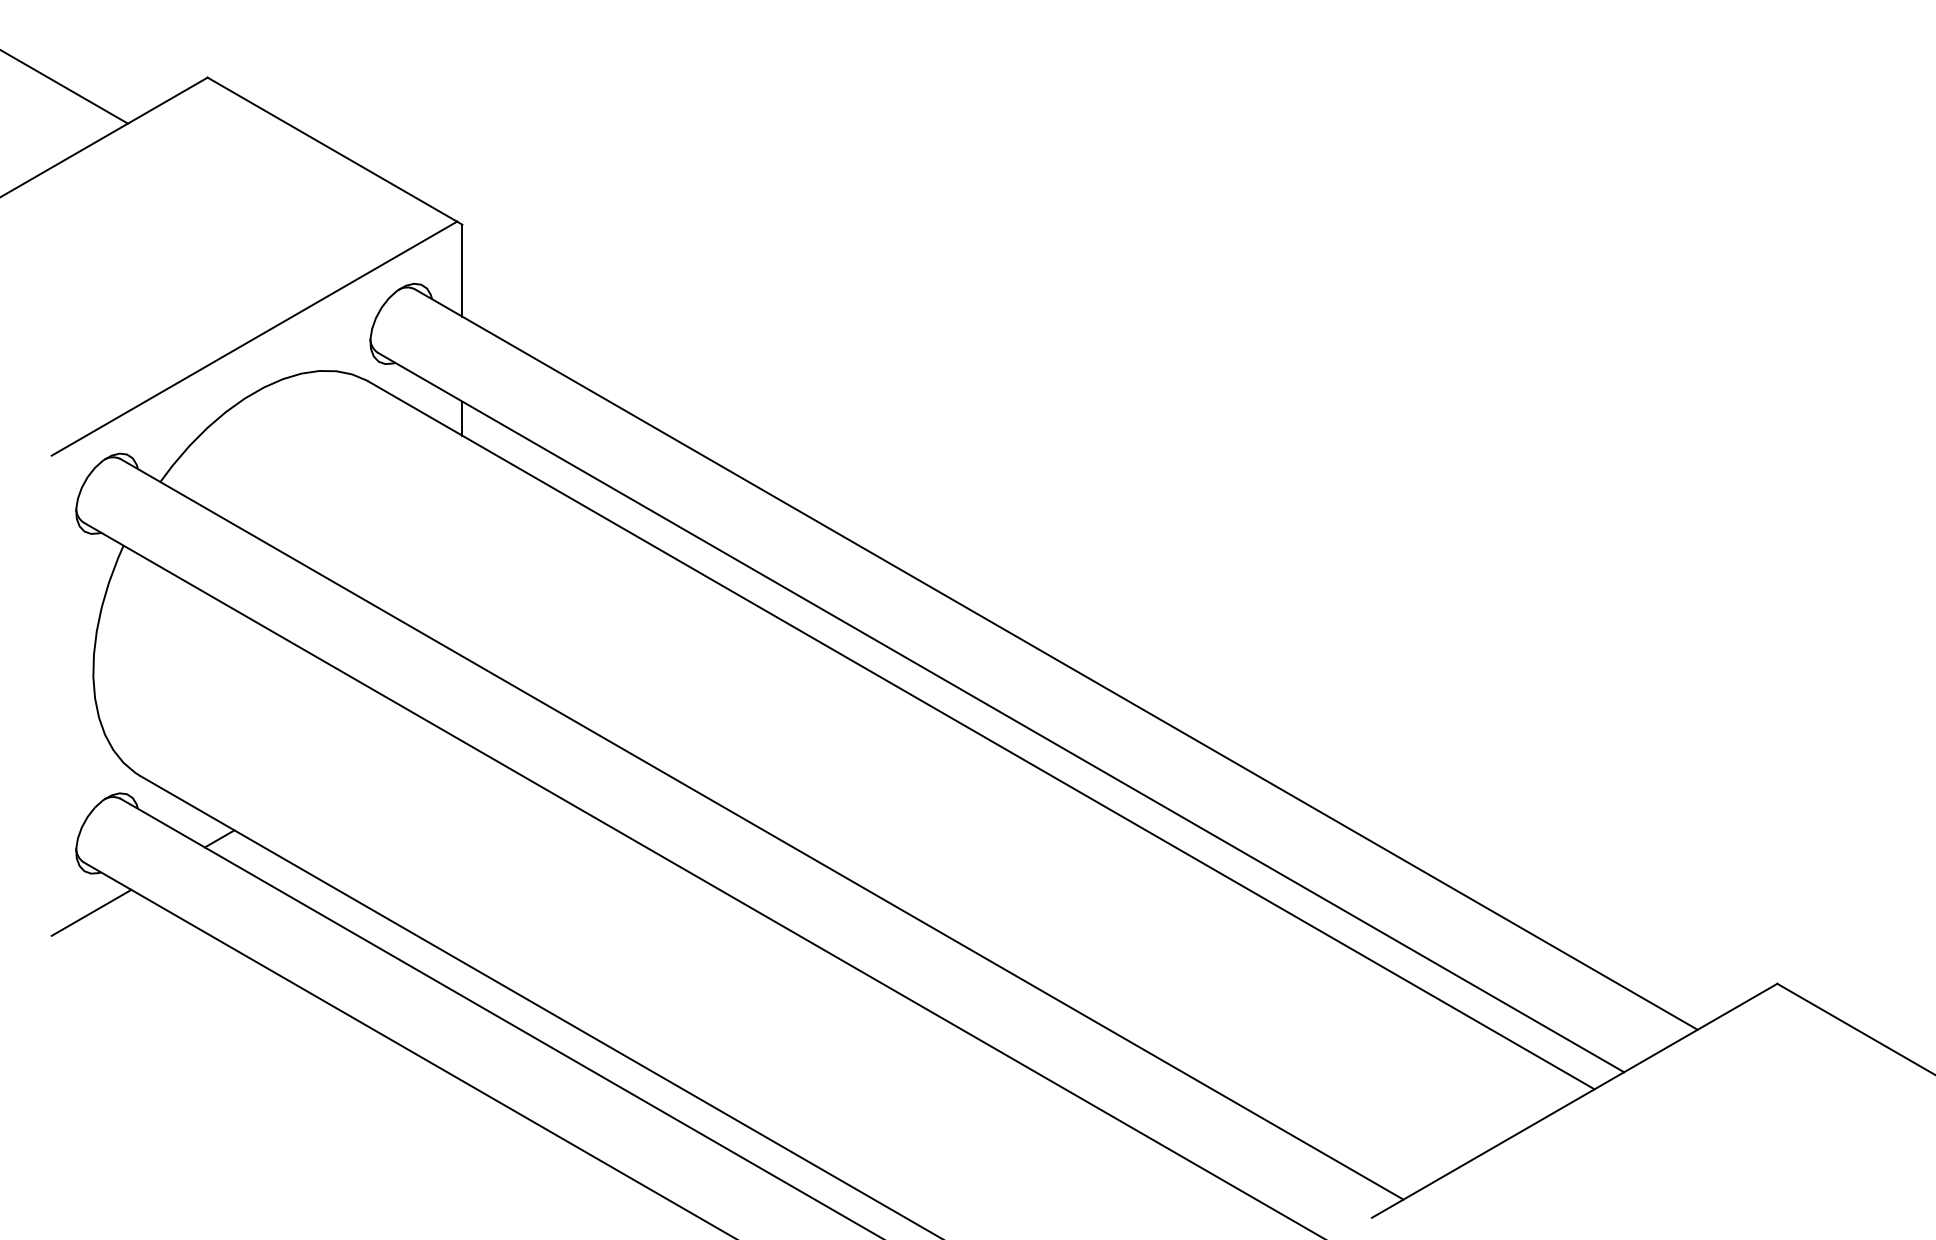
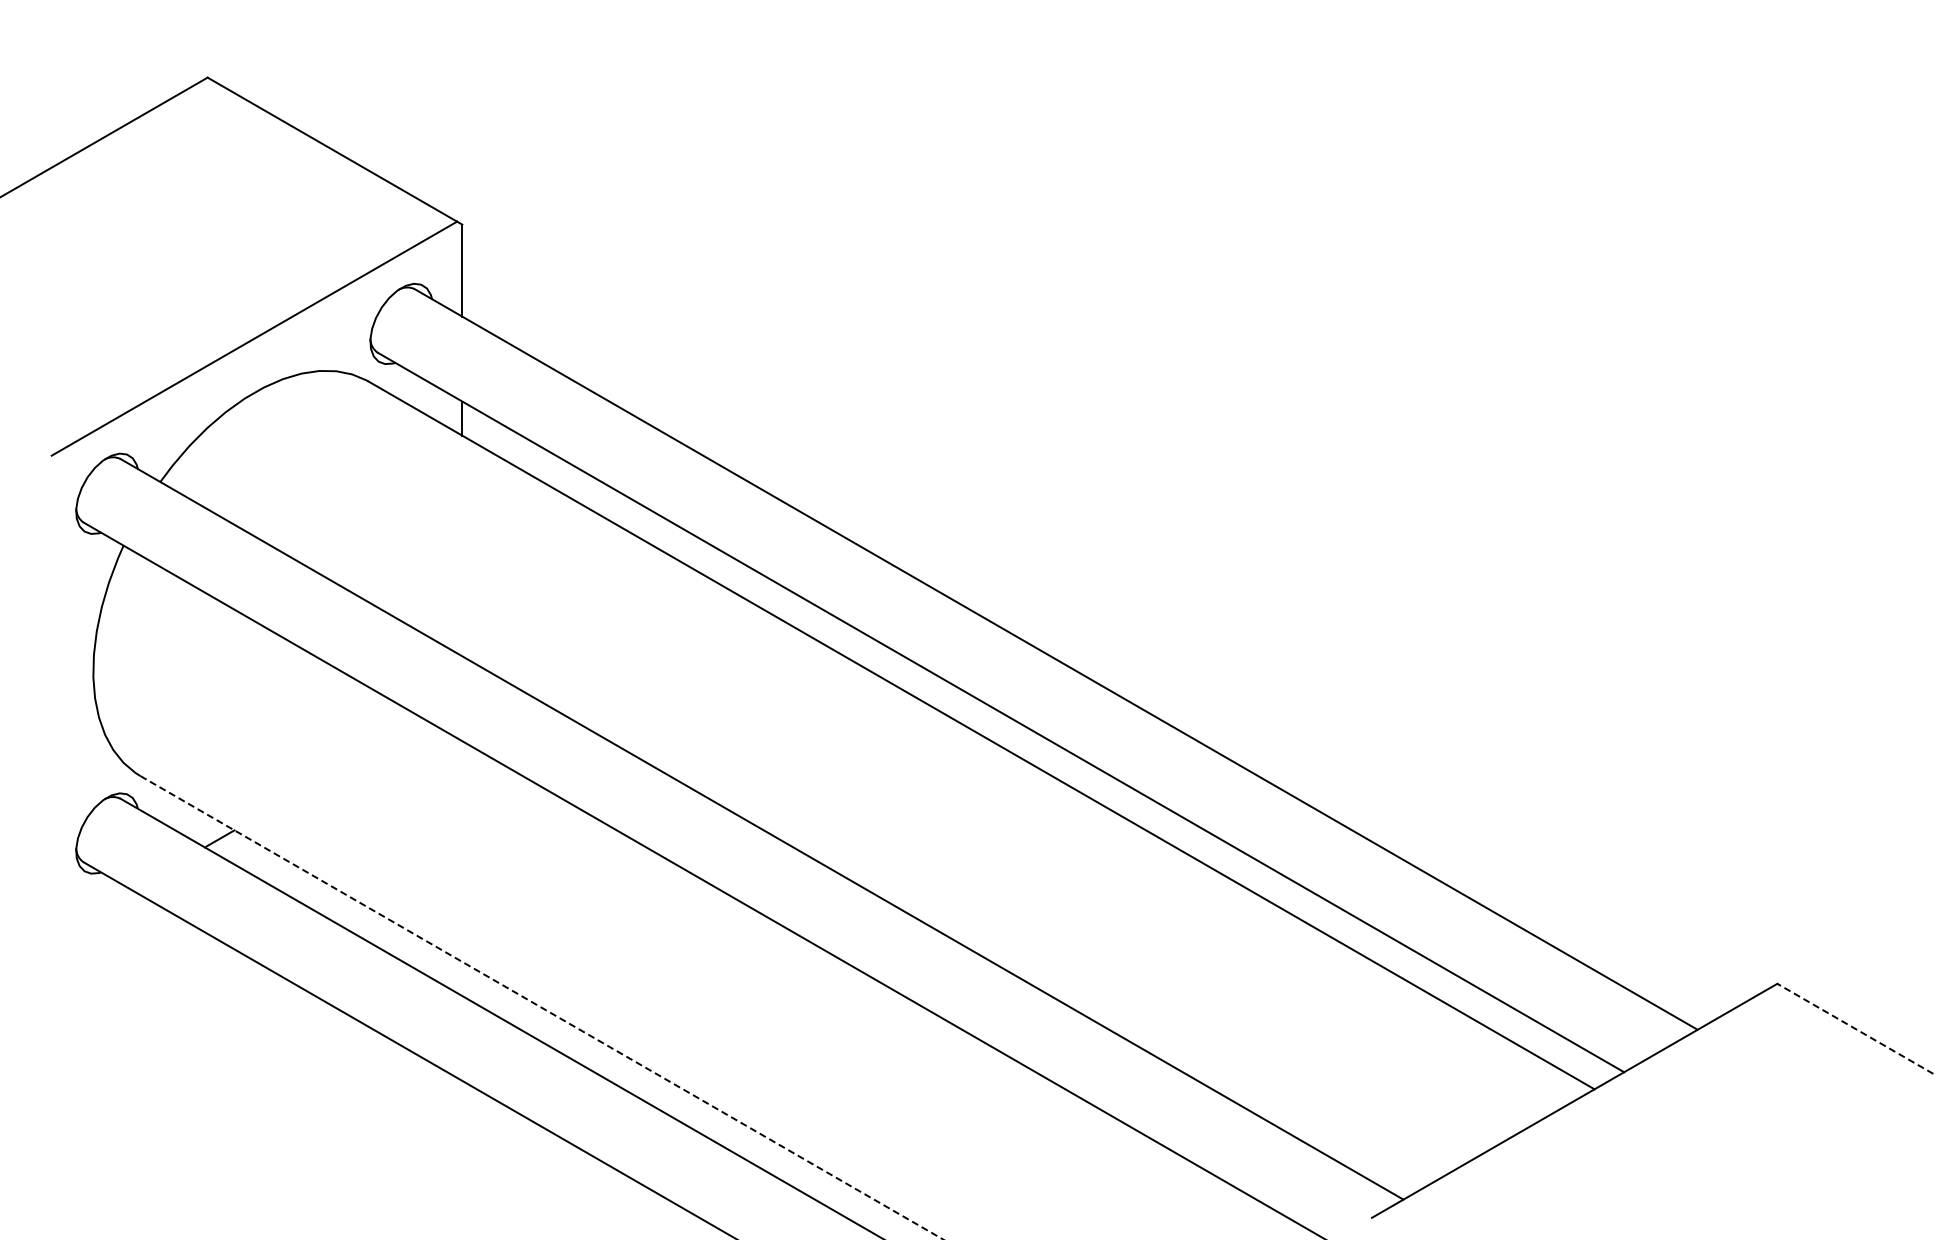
line: present -> none (64, 87)
line: present -> none (91, 912)
line: solid -> dashed (542, 1008)
line: solid -> dashed (1856, 1029)
